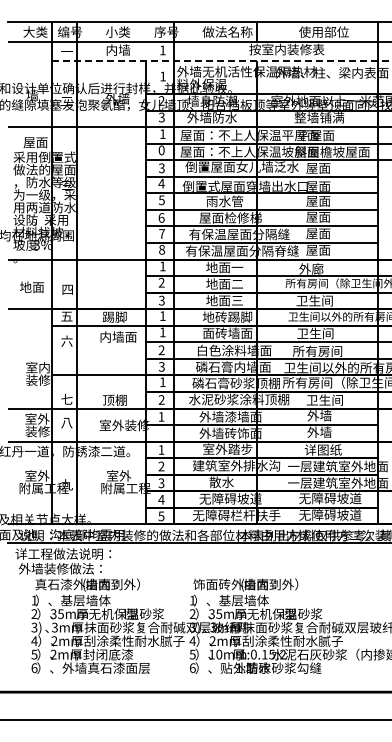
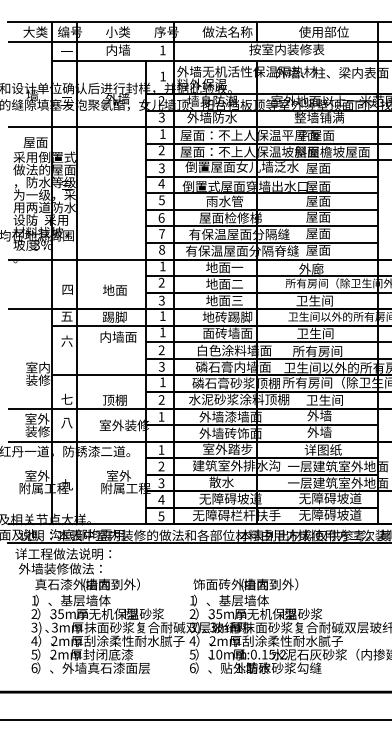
line: dashed -> solid (222, 61)
text: 0 -> 2 (161, 150)
text position: (31, 286) -> (114, 289) (114, 289)
